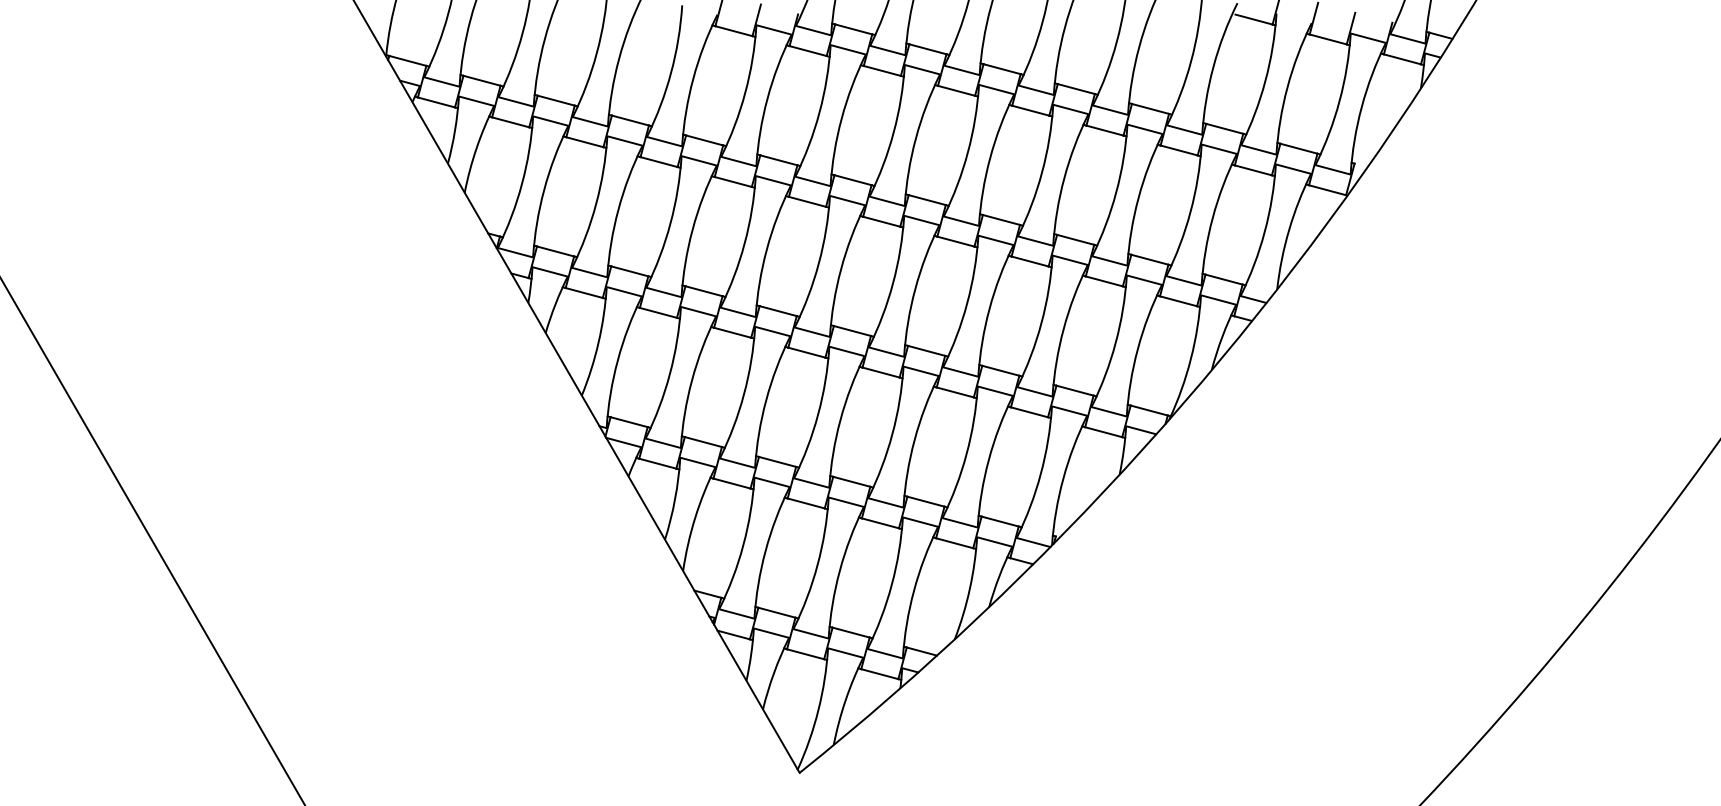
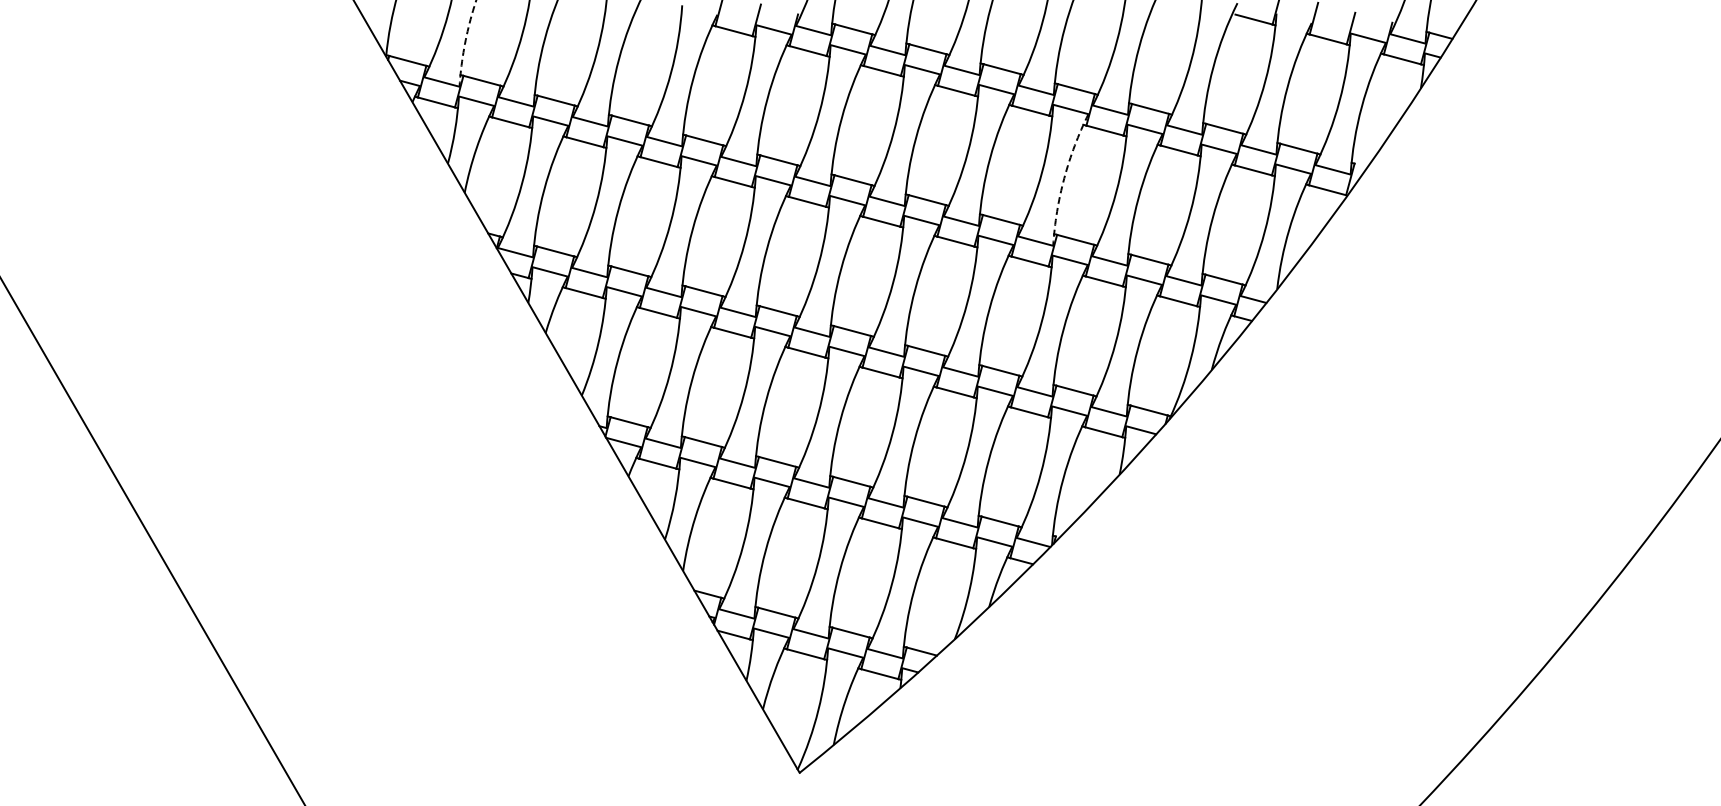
arc: solid -> dashed (465, 42)
arc: solid -> dashed (1064, 178)
